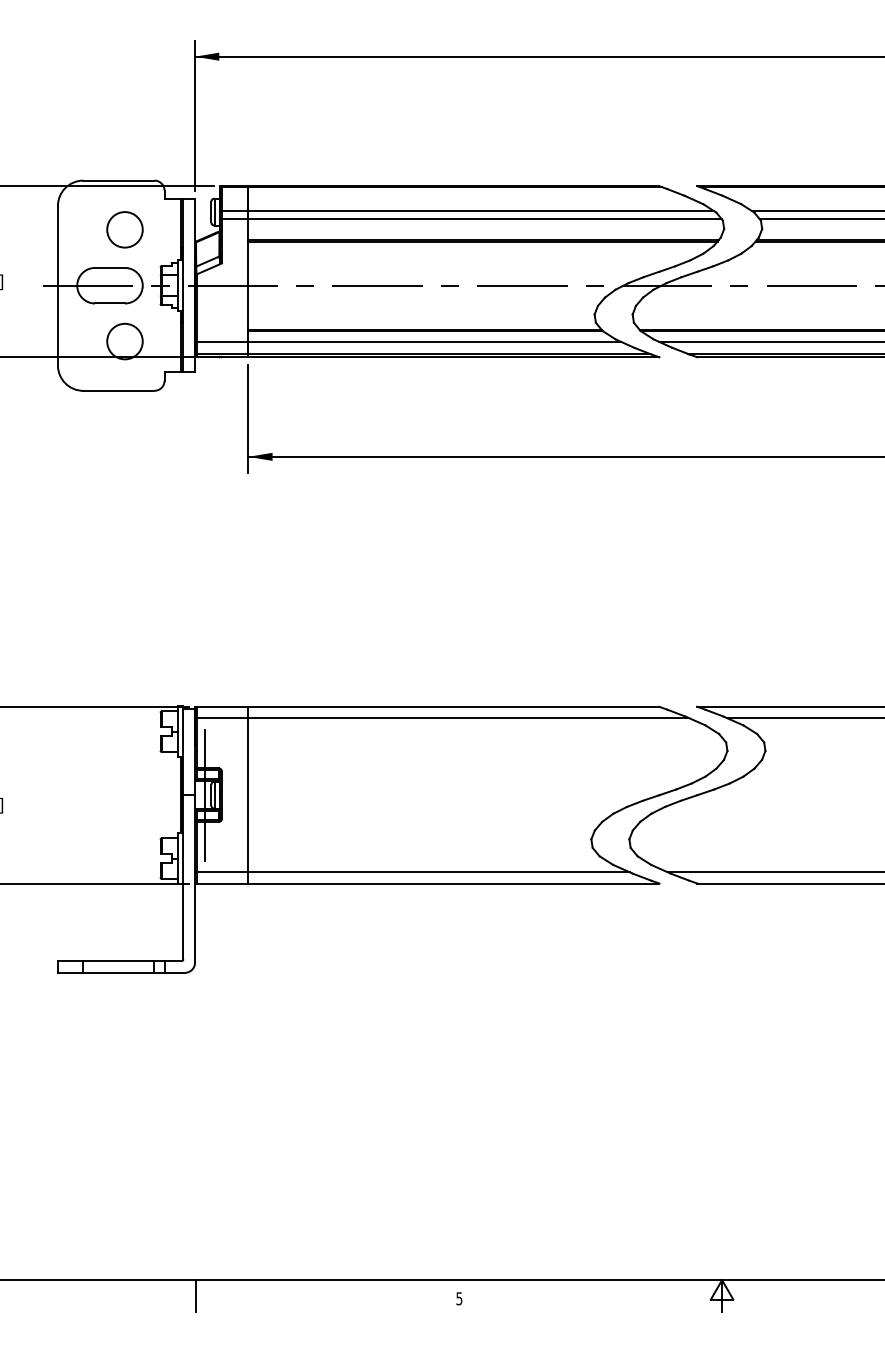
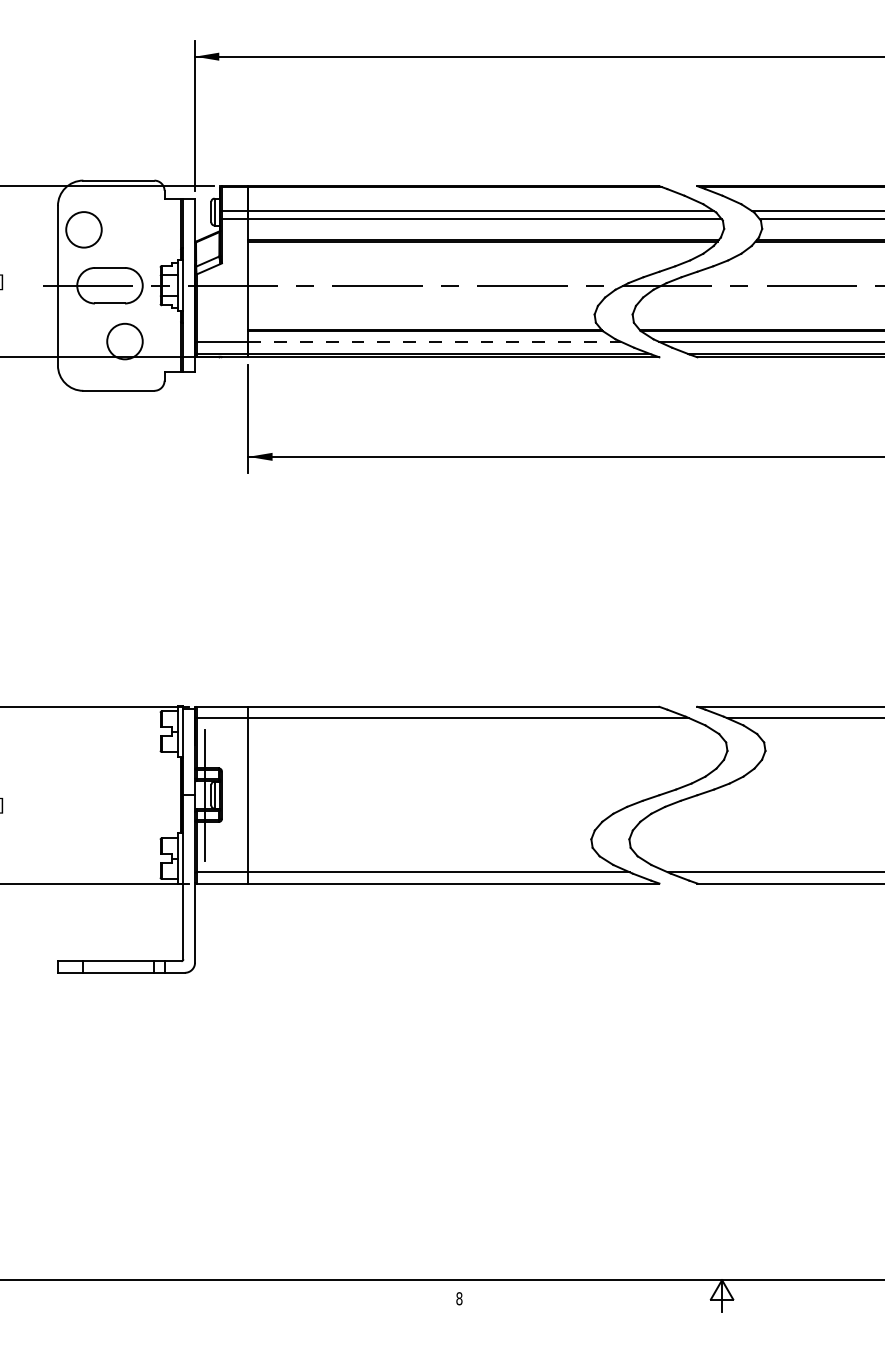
circle position: (124, 229) -> (83, 229) (83, 229)
line: solid -> dashed (435, 341)
line: present -> none (196, 1296)
text: 5 -> 8 (459, 1298)
